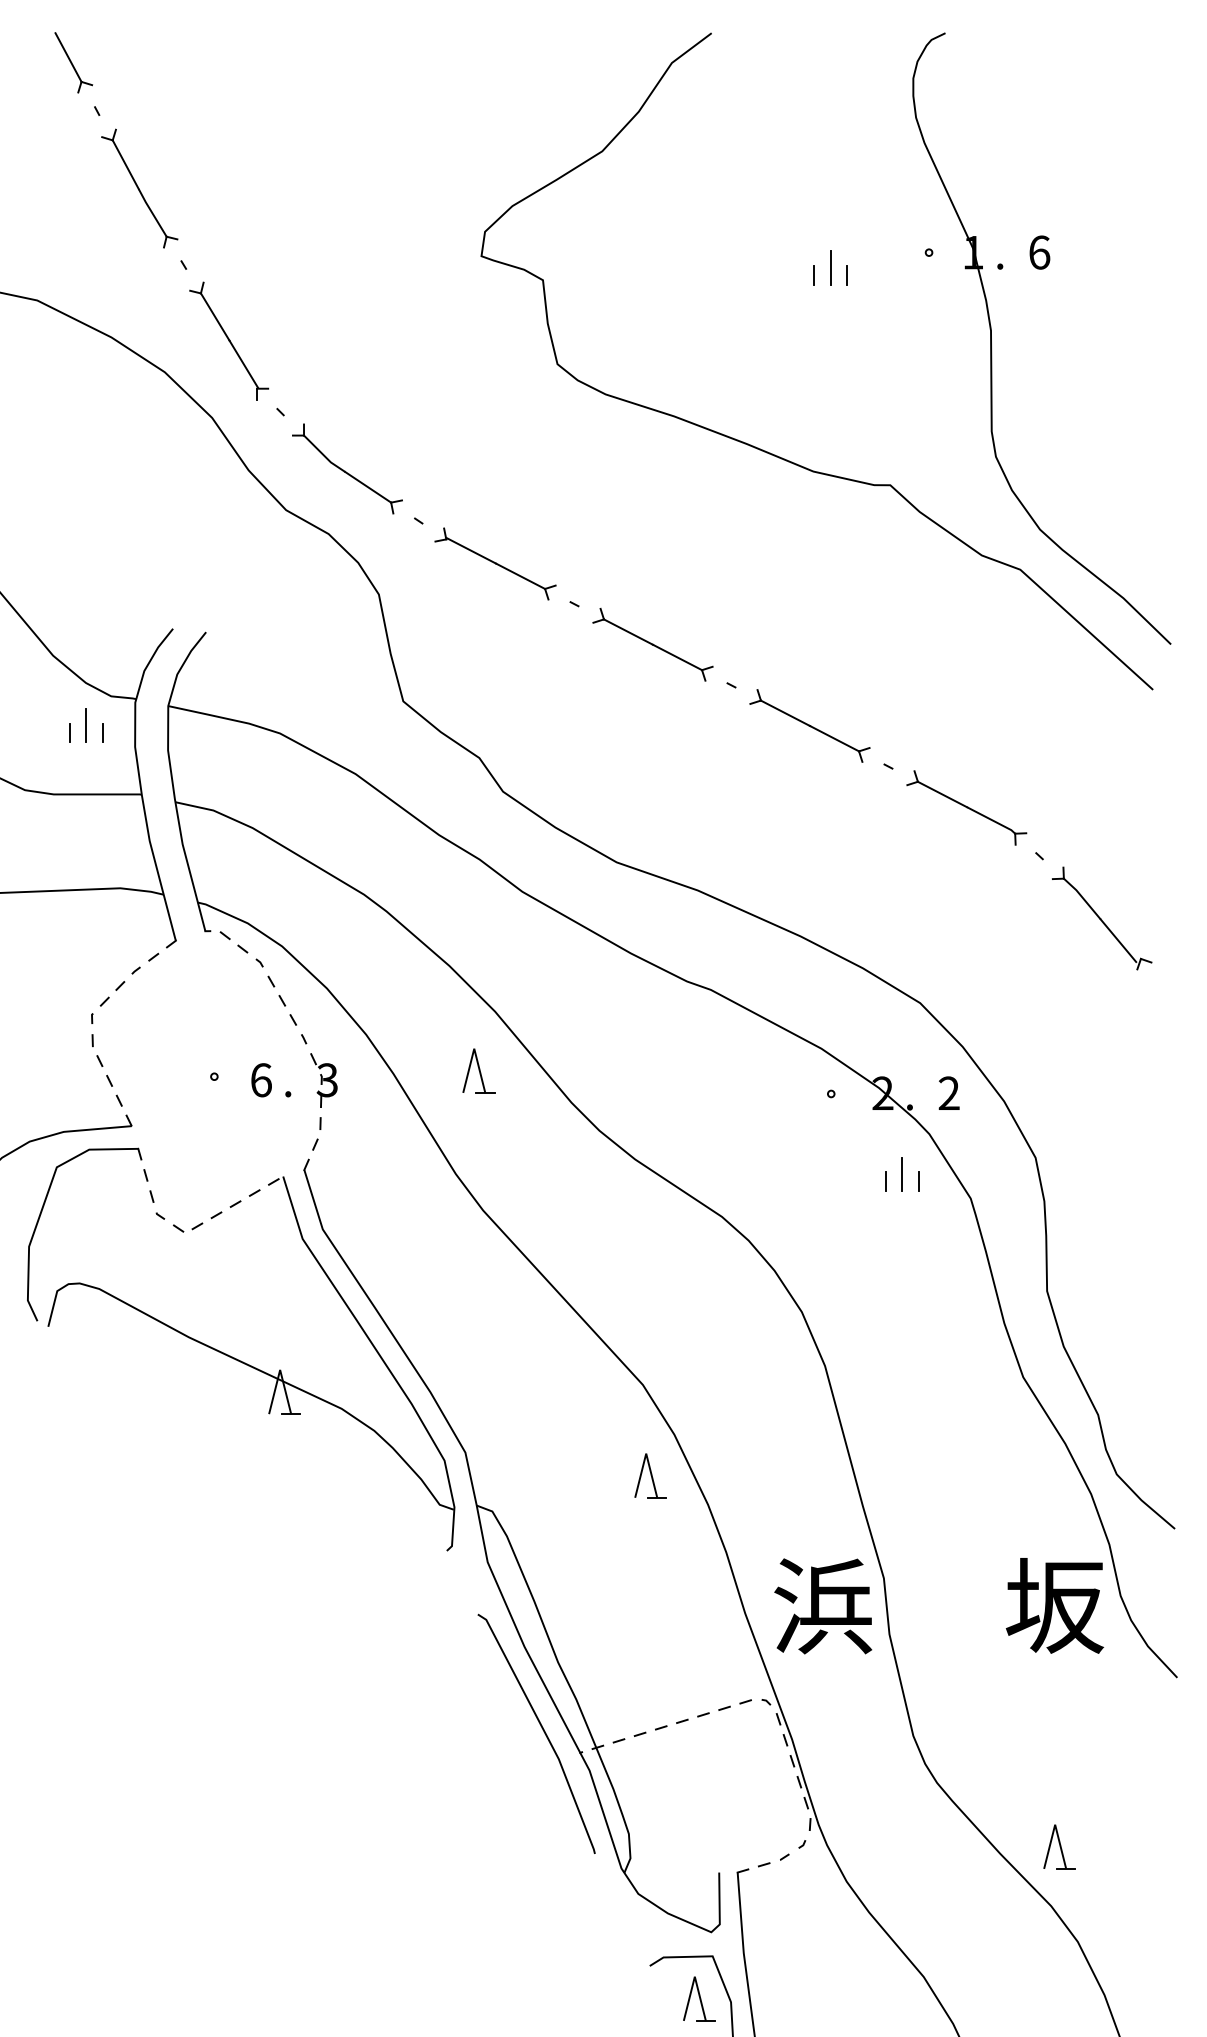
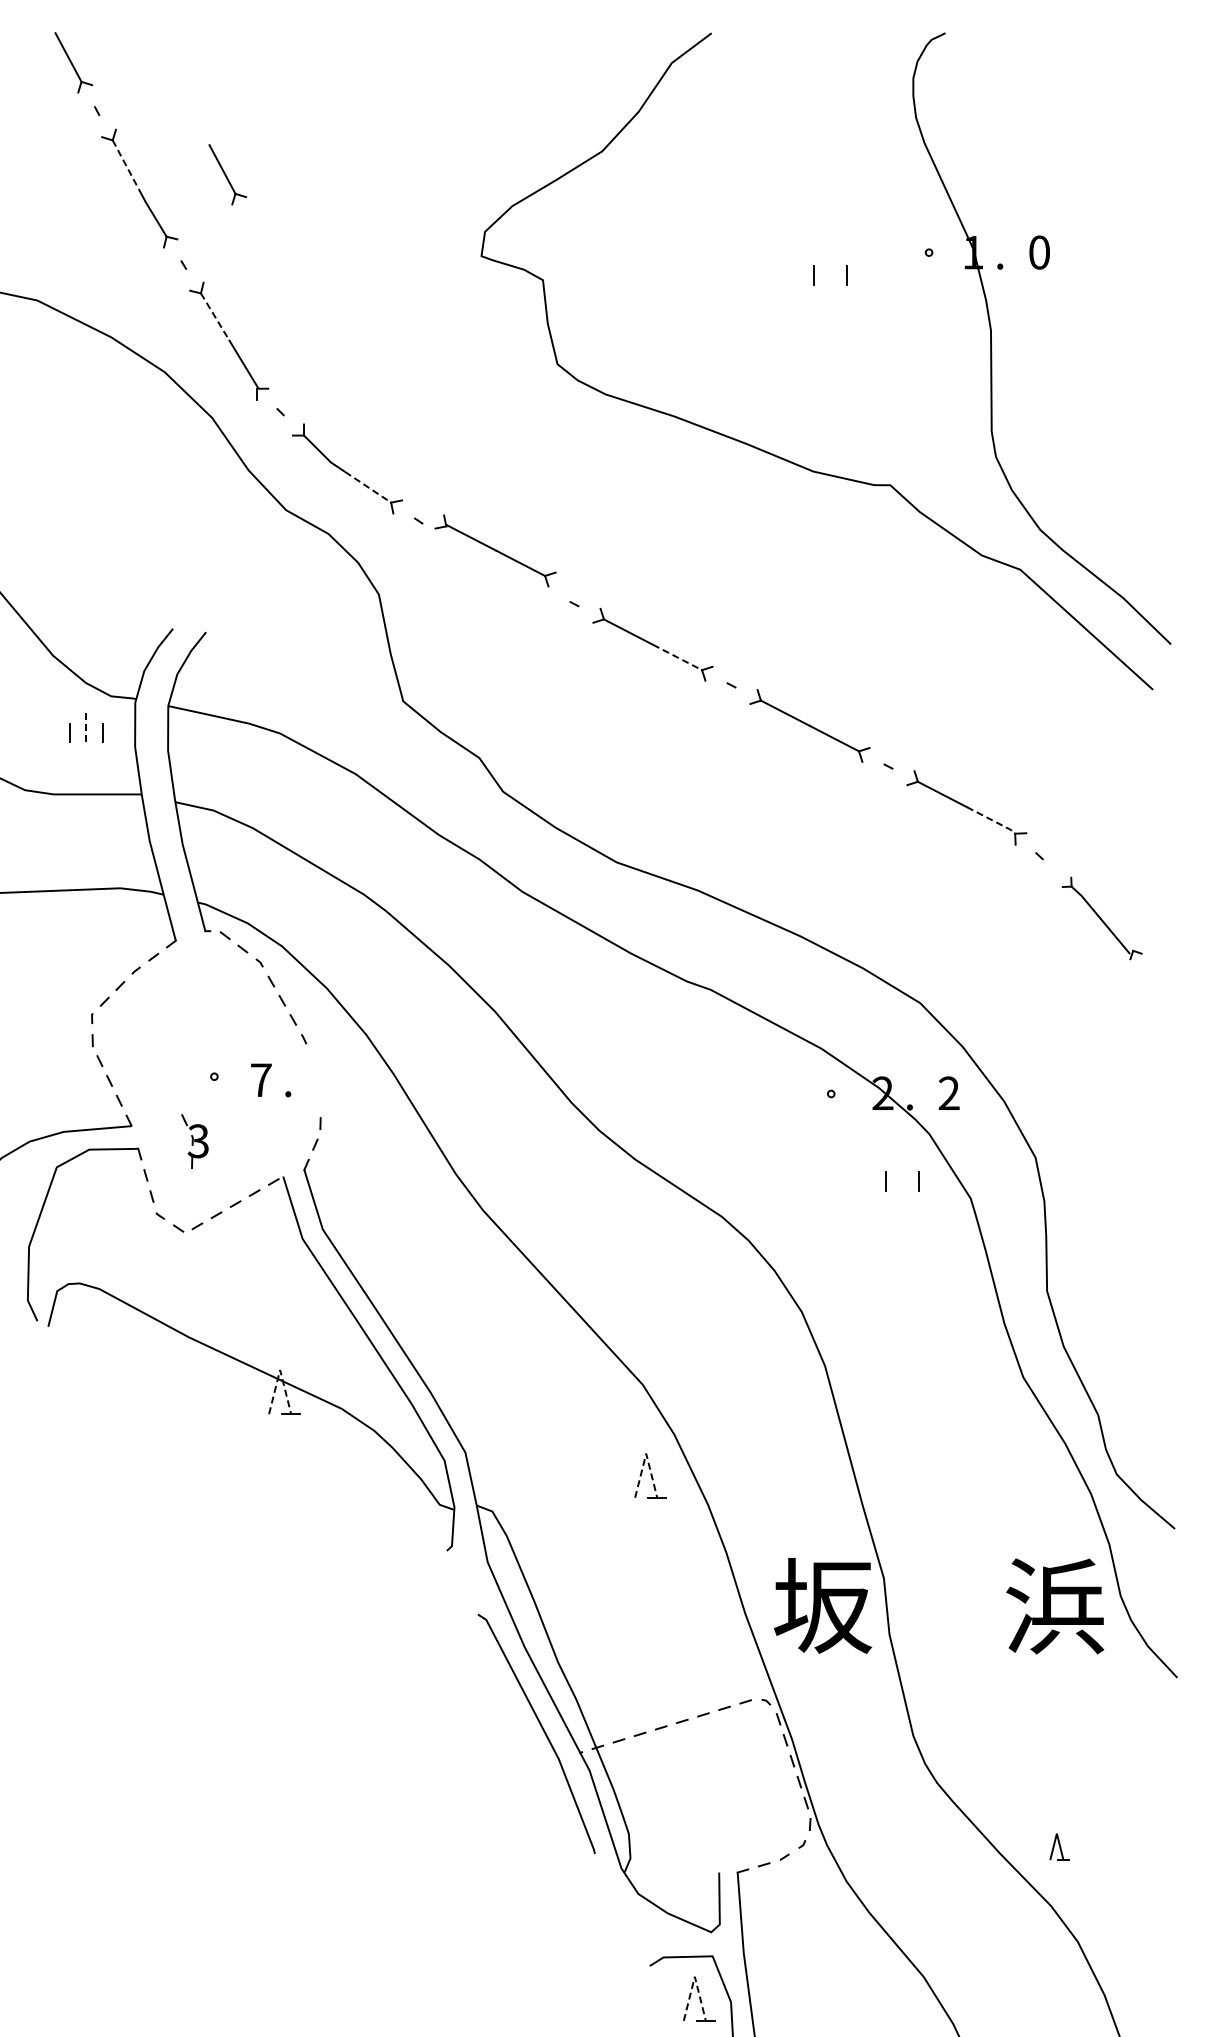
line: solid -> dashed (125, 164)
part: none -> present (227, 174)
text: 6 -> 0 (1039, 252)
line: present -> none (830, 267)
line: solid -> dashed (215, 317)
line: solid -> dashed (368, 487)
part position: (495, 563) -> (495, 550) (495, 550)
line: solid -> dashed (677, 657)
line: solid -> dashed (86, 725)
line: solid -> dashed (992, 820)
part size: 101x105 px -> 82x85 px (1101, 918)
part: present -> none (478, 1070)
text: 6 -> 7 (261, 1080)
part position: (323, 1080) -> (194, 1141) (194, 1141)
line: present -> none (902, 1173)
line: solid -> dashed (280, 1369)
line: solid -> dashed (646, 1453)
text: 浜 -> 坂 (823, 1606)
text: 坂 -> 浜 (1054, 1606)
part size: 33x46 px -> 21x28 px (1059, 1846)
line: solid -> dashed (694, 1976)
